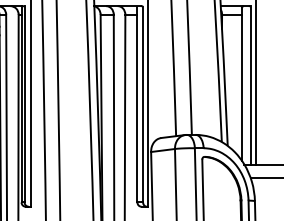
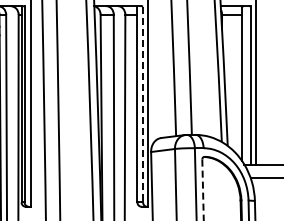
line: solid -> dashed (143, 104)
line: solid -> dashed (203, 190)
